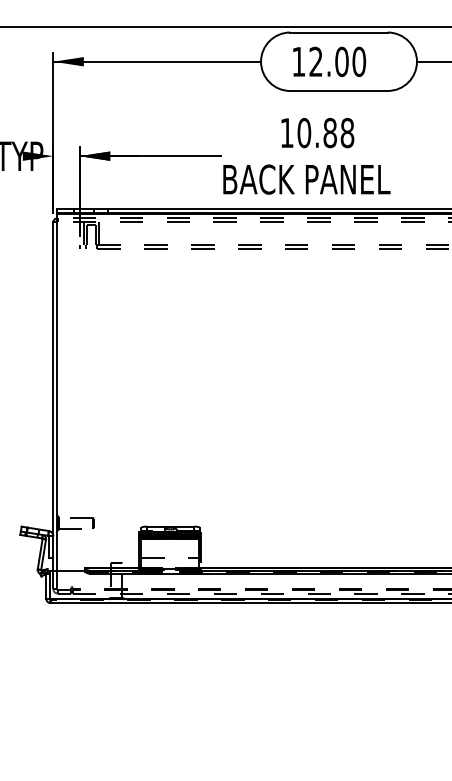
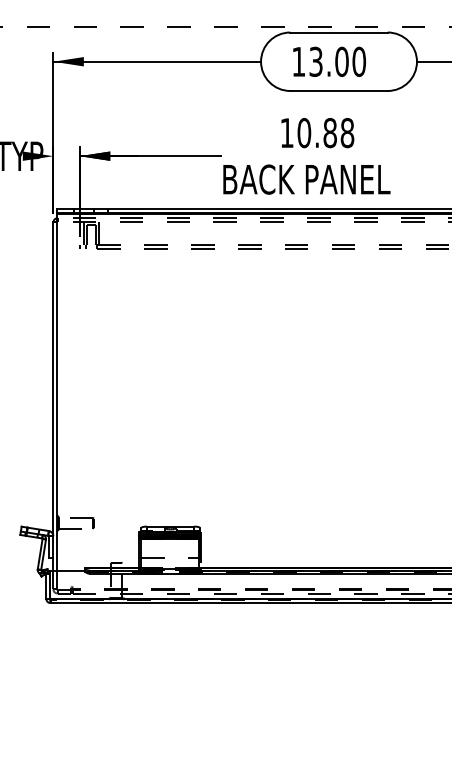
line: solid -> dashed (226, 26)
text: 12.00 -> 13.00 (315, 61)
